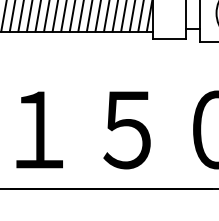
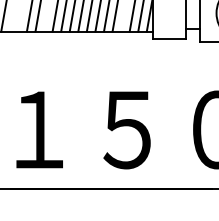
line: present -> none (11, 16)
line: present -> none (20, 16)
line: present -> none (46, 16)
line: present -> none (123, 16)
